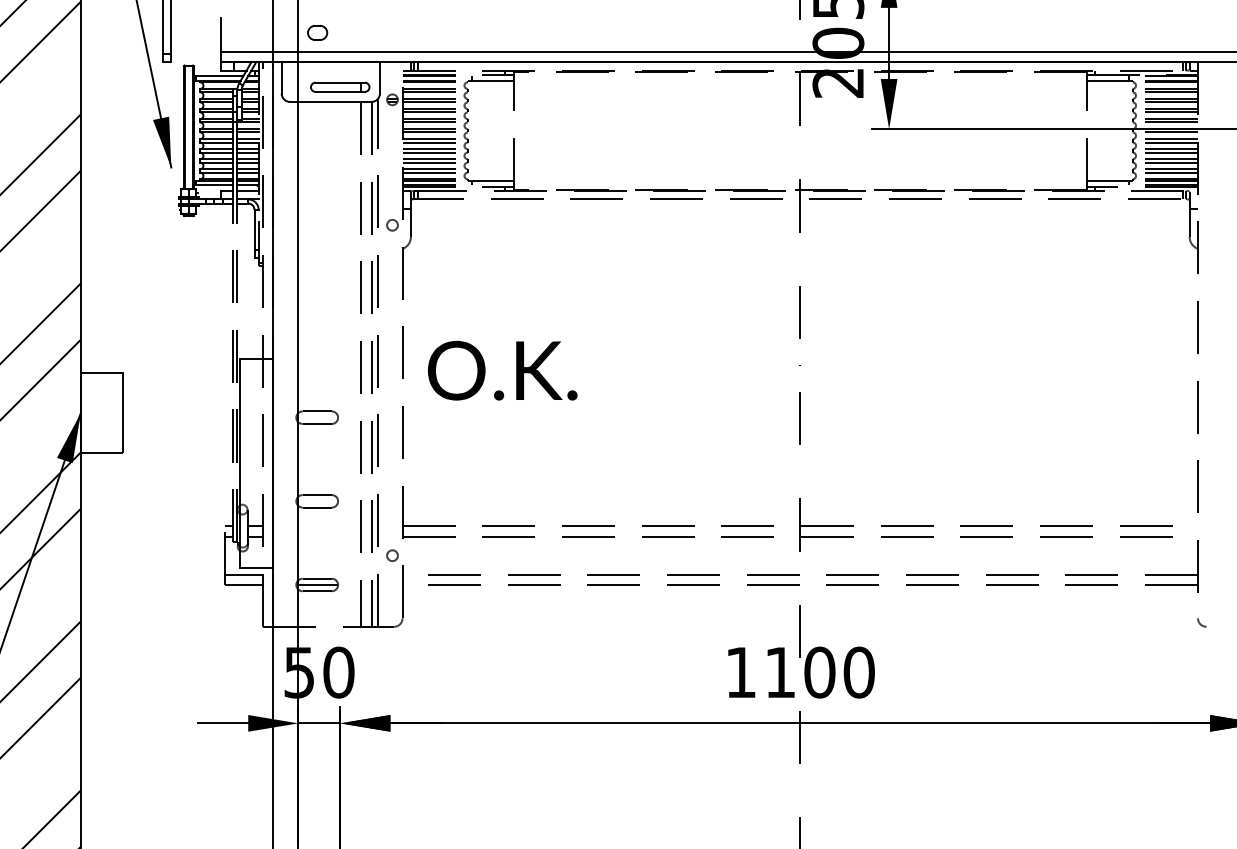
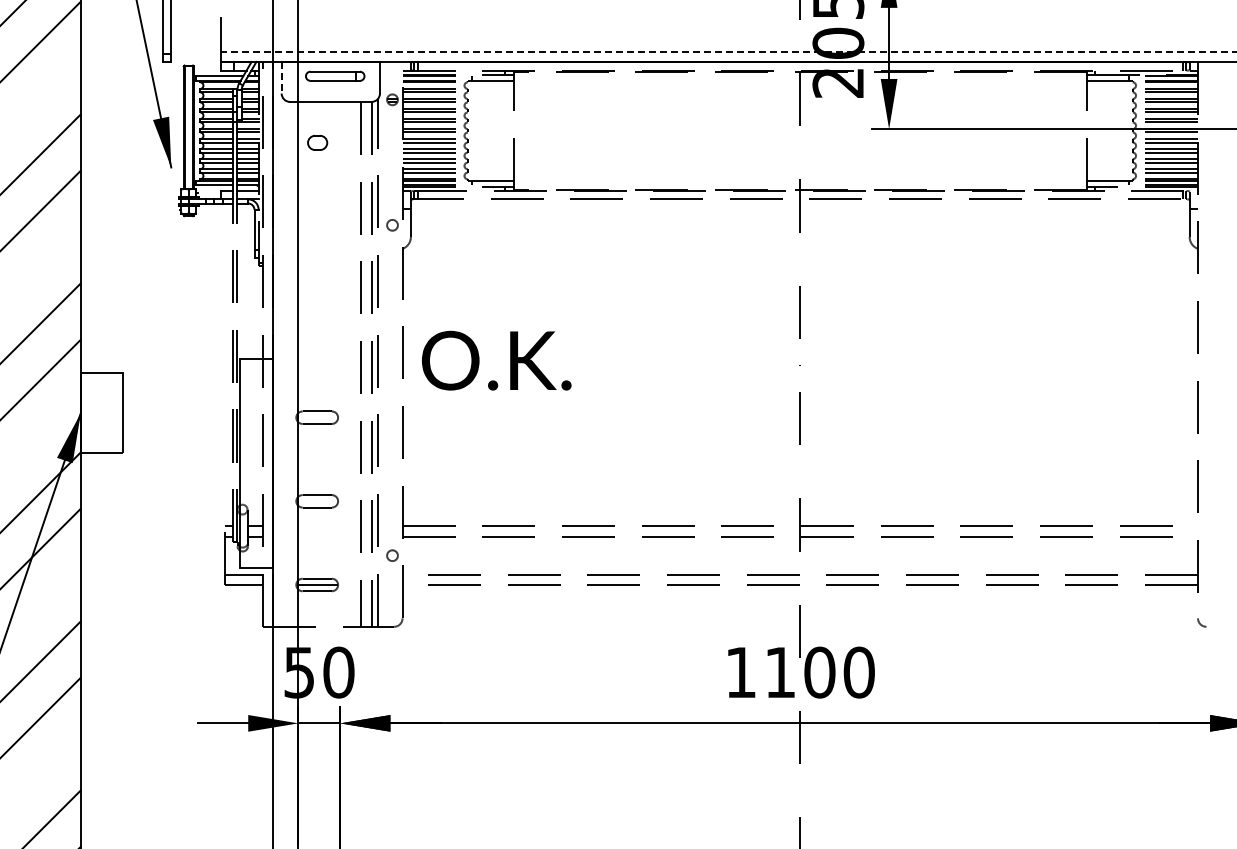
part position: (317, 32) -> (317, 142) (317, 142)
line: solid -> dashed (728, 51)
line: solid -> dashed (281, 77)
part position: (340, 86) -> (335, 75) (335, 75)
text position: (502, 370) -> (496, 360) (496, 360)
